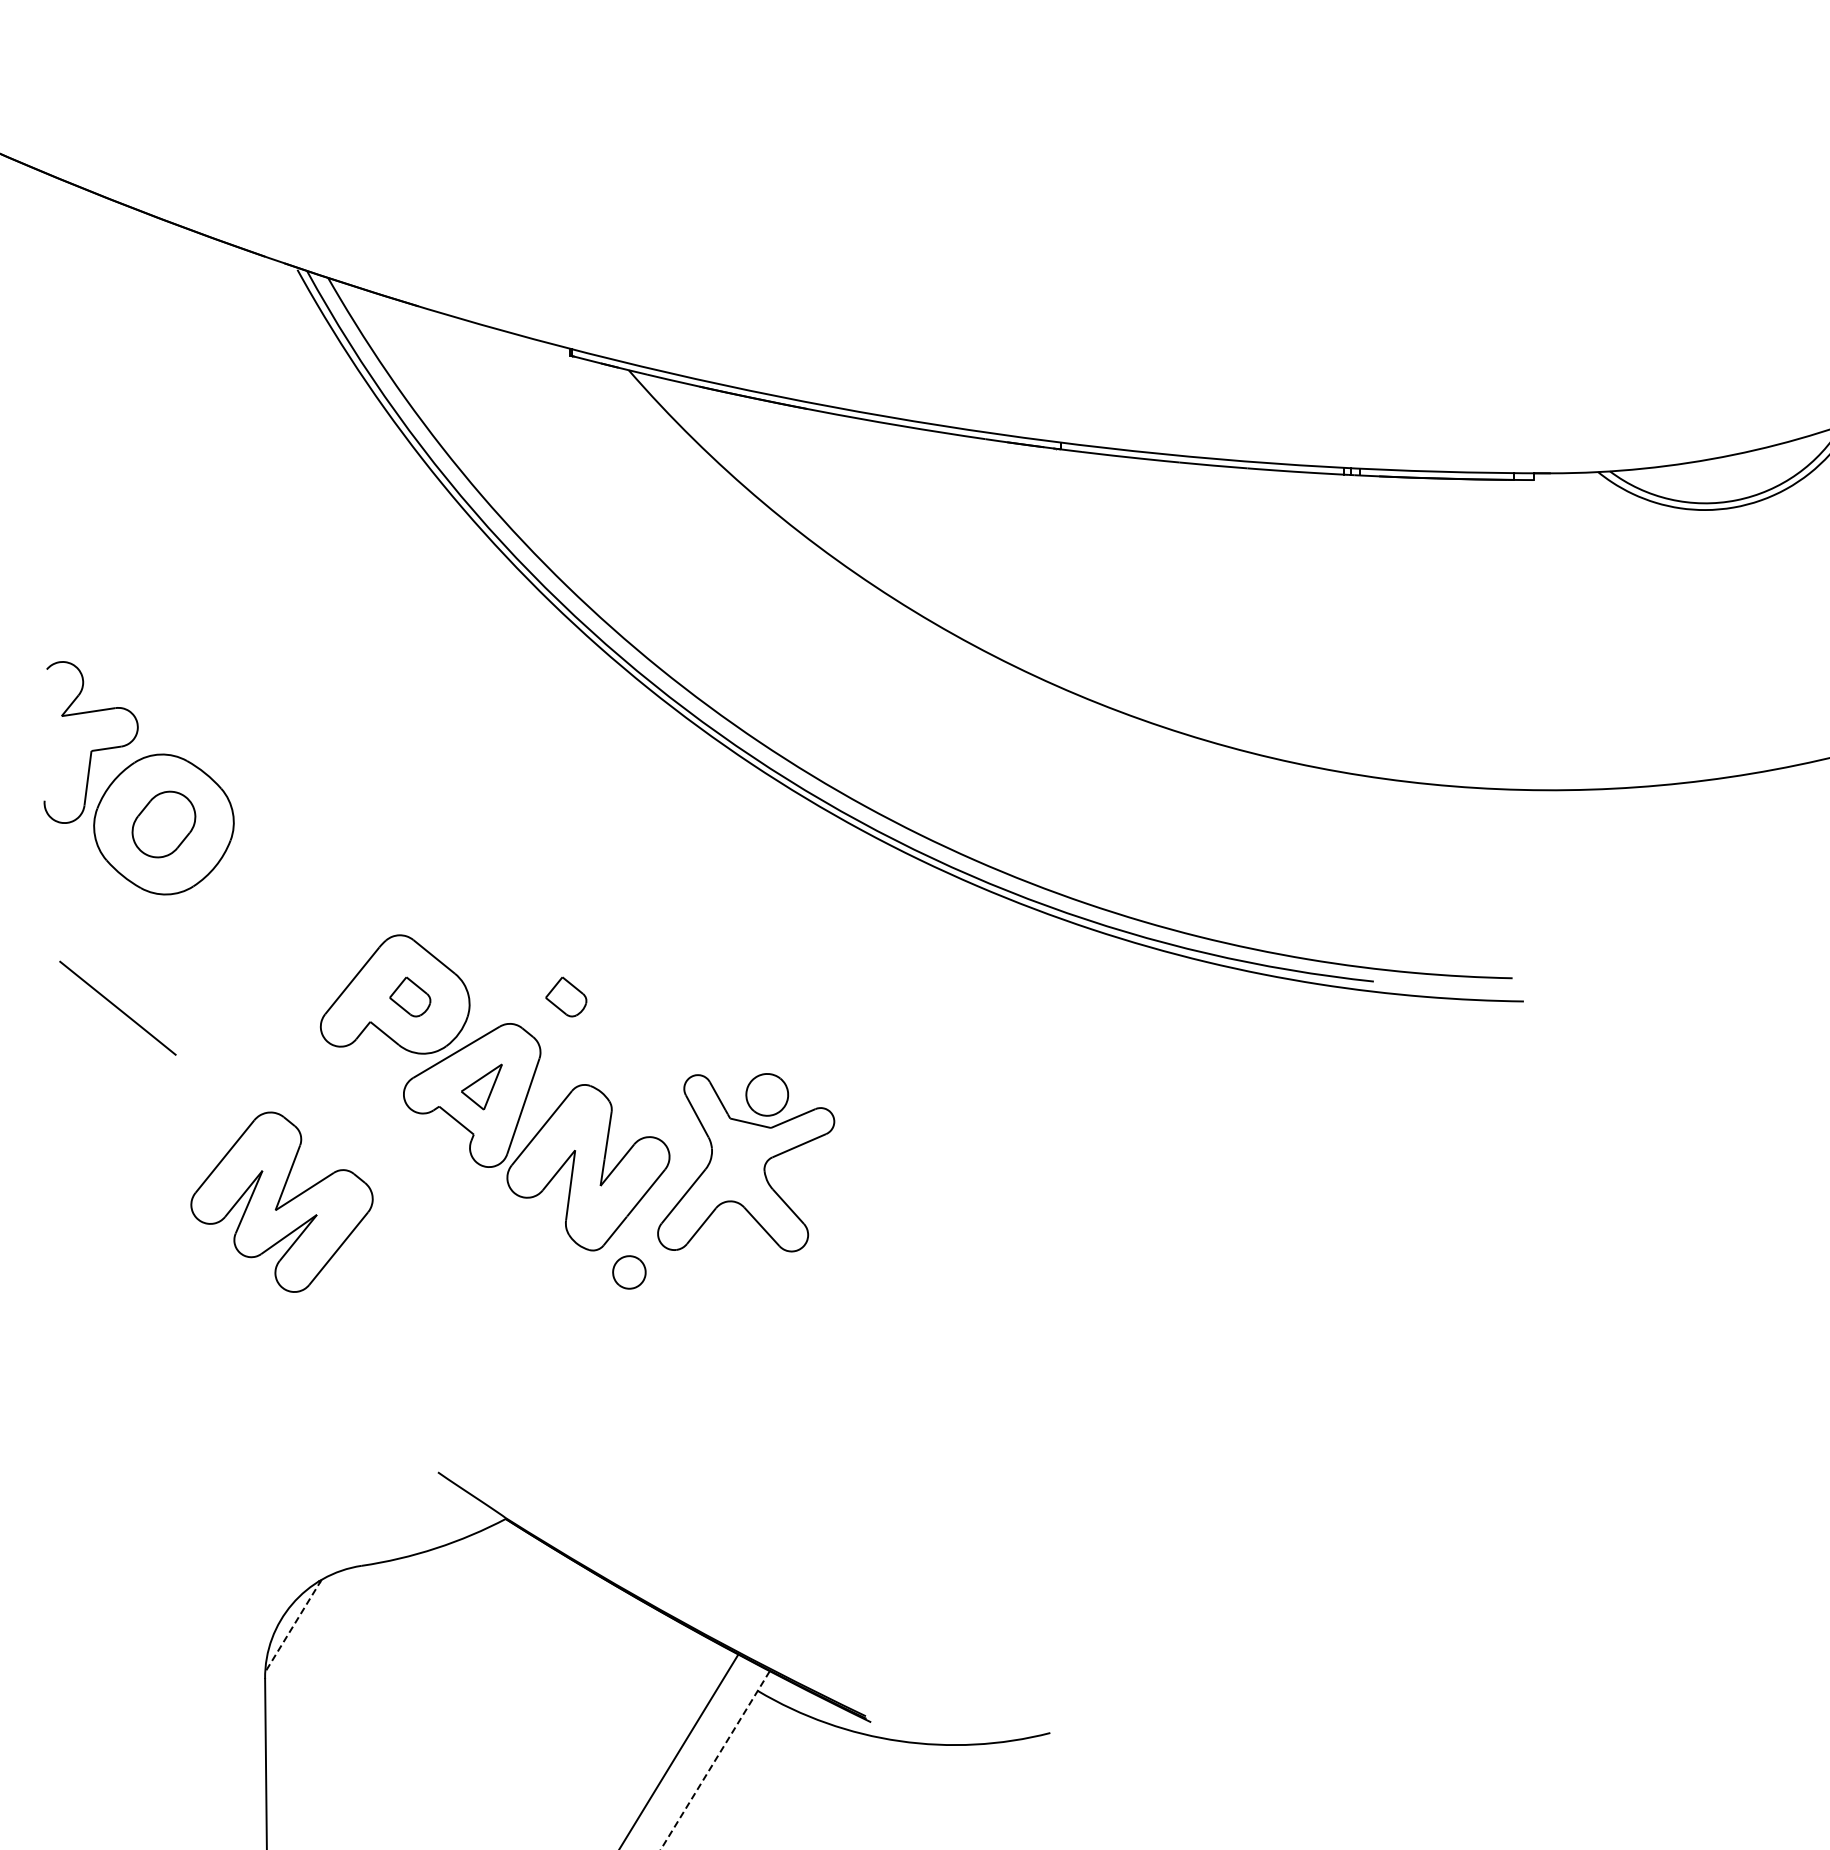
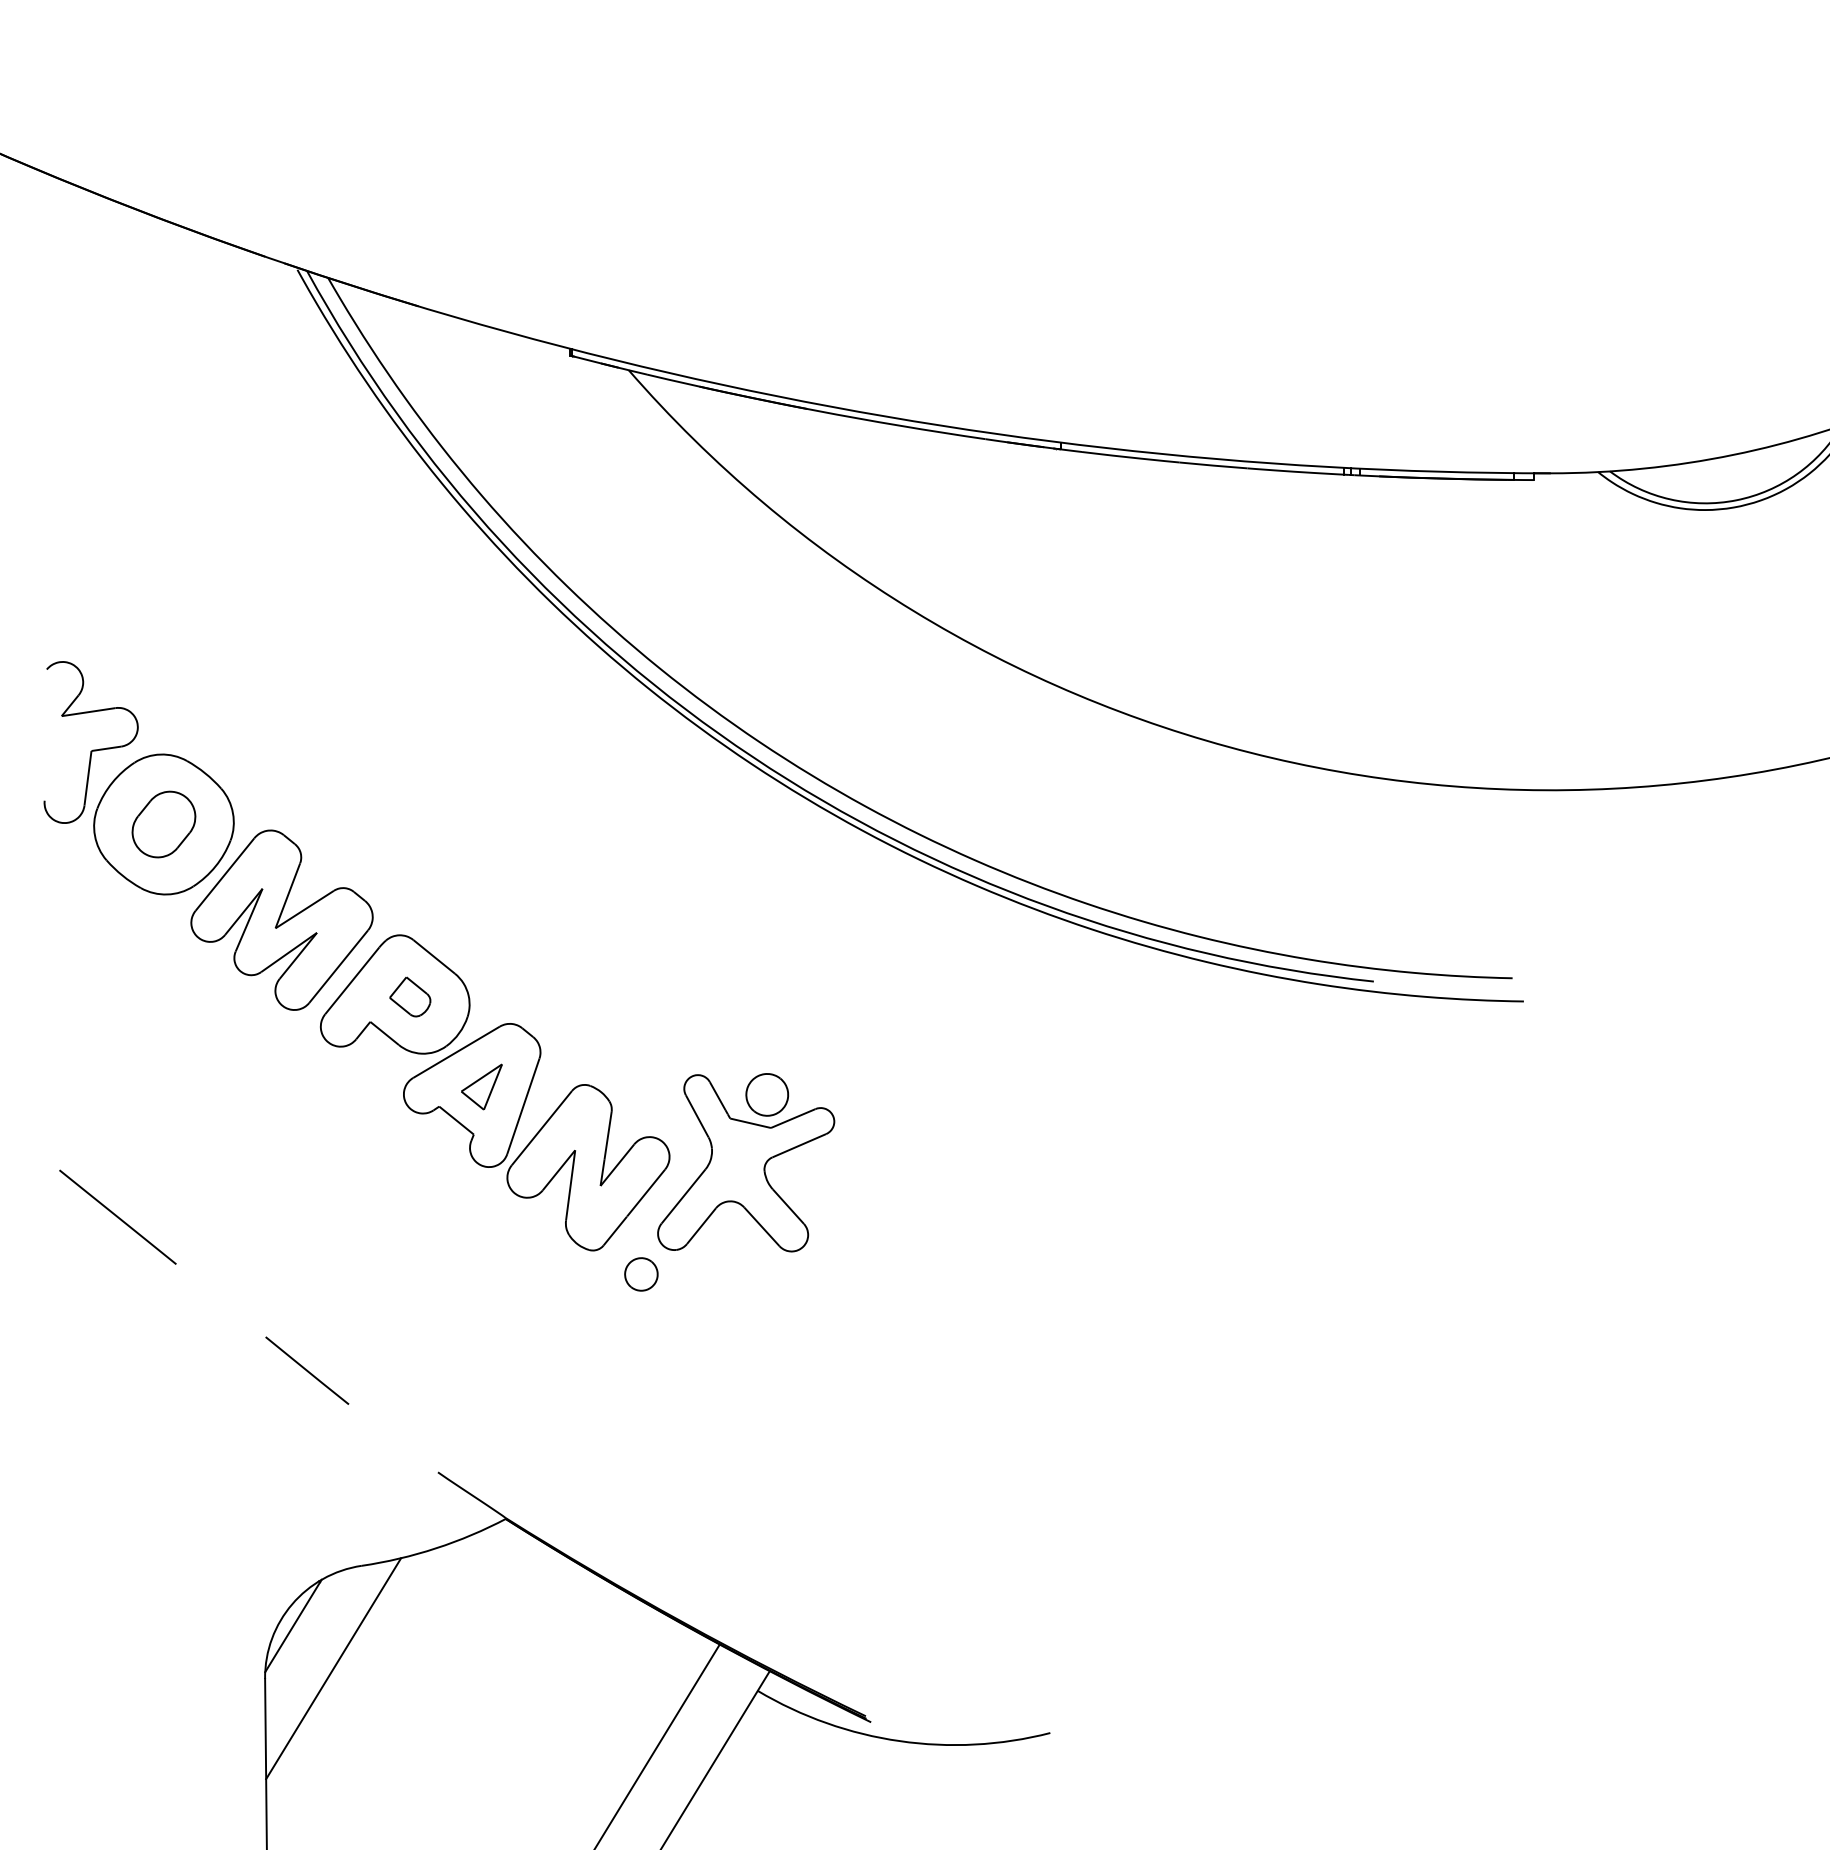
part: present -> none (566, 996)
line position: (117, 1007) -> (117, 1216) (117, 1216)
part position: (281, 1201) -> (281, 919) (281, 919)
part position: (629, 1272) -> (641, 1274) (641, 1274)
line: none -> present (307, 1370)
line: dashed -> solid (293, 1626)
line: none -> present (333, 1668)
line position: (678, 1750) -> (657, 1745) (657, 1745)
line: dashed -> solid (715, 1760)
